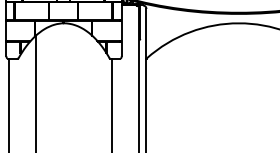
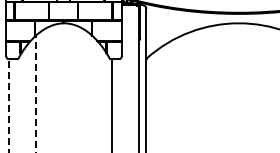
line: solid -> dashed (36, 93)
line: solid -> dashed (8, 105)
